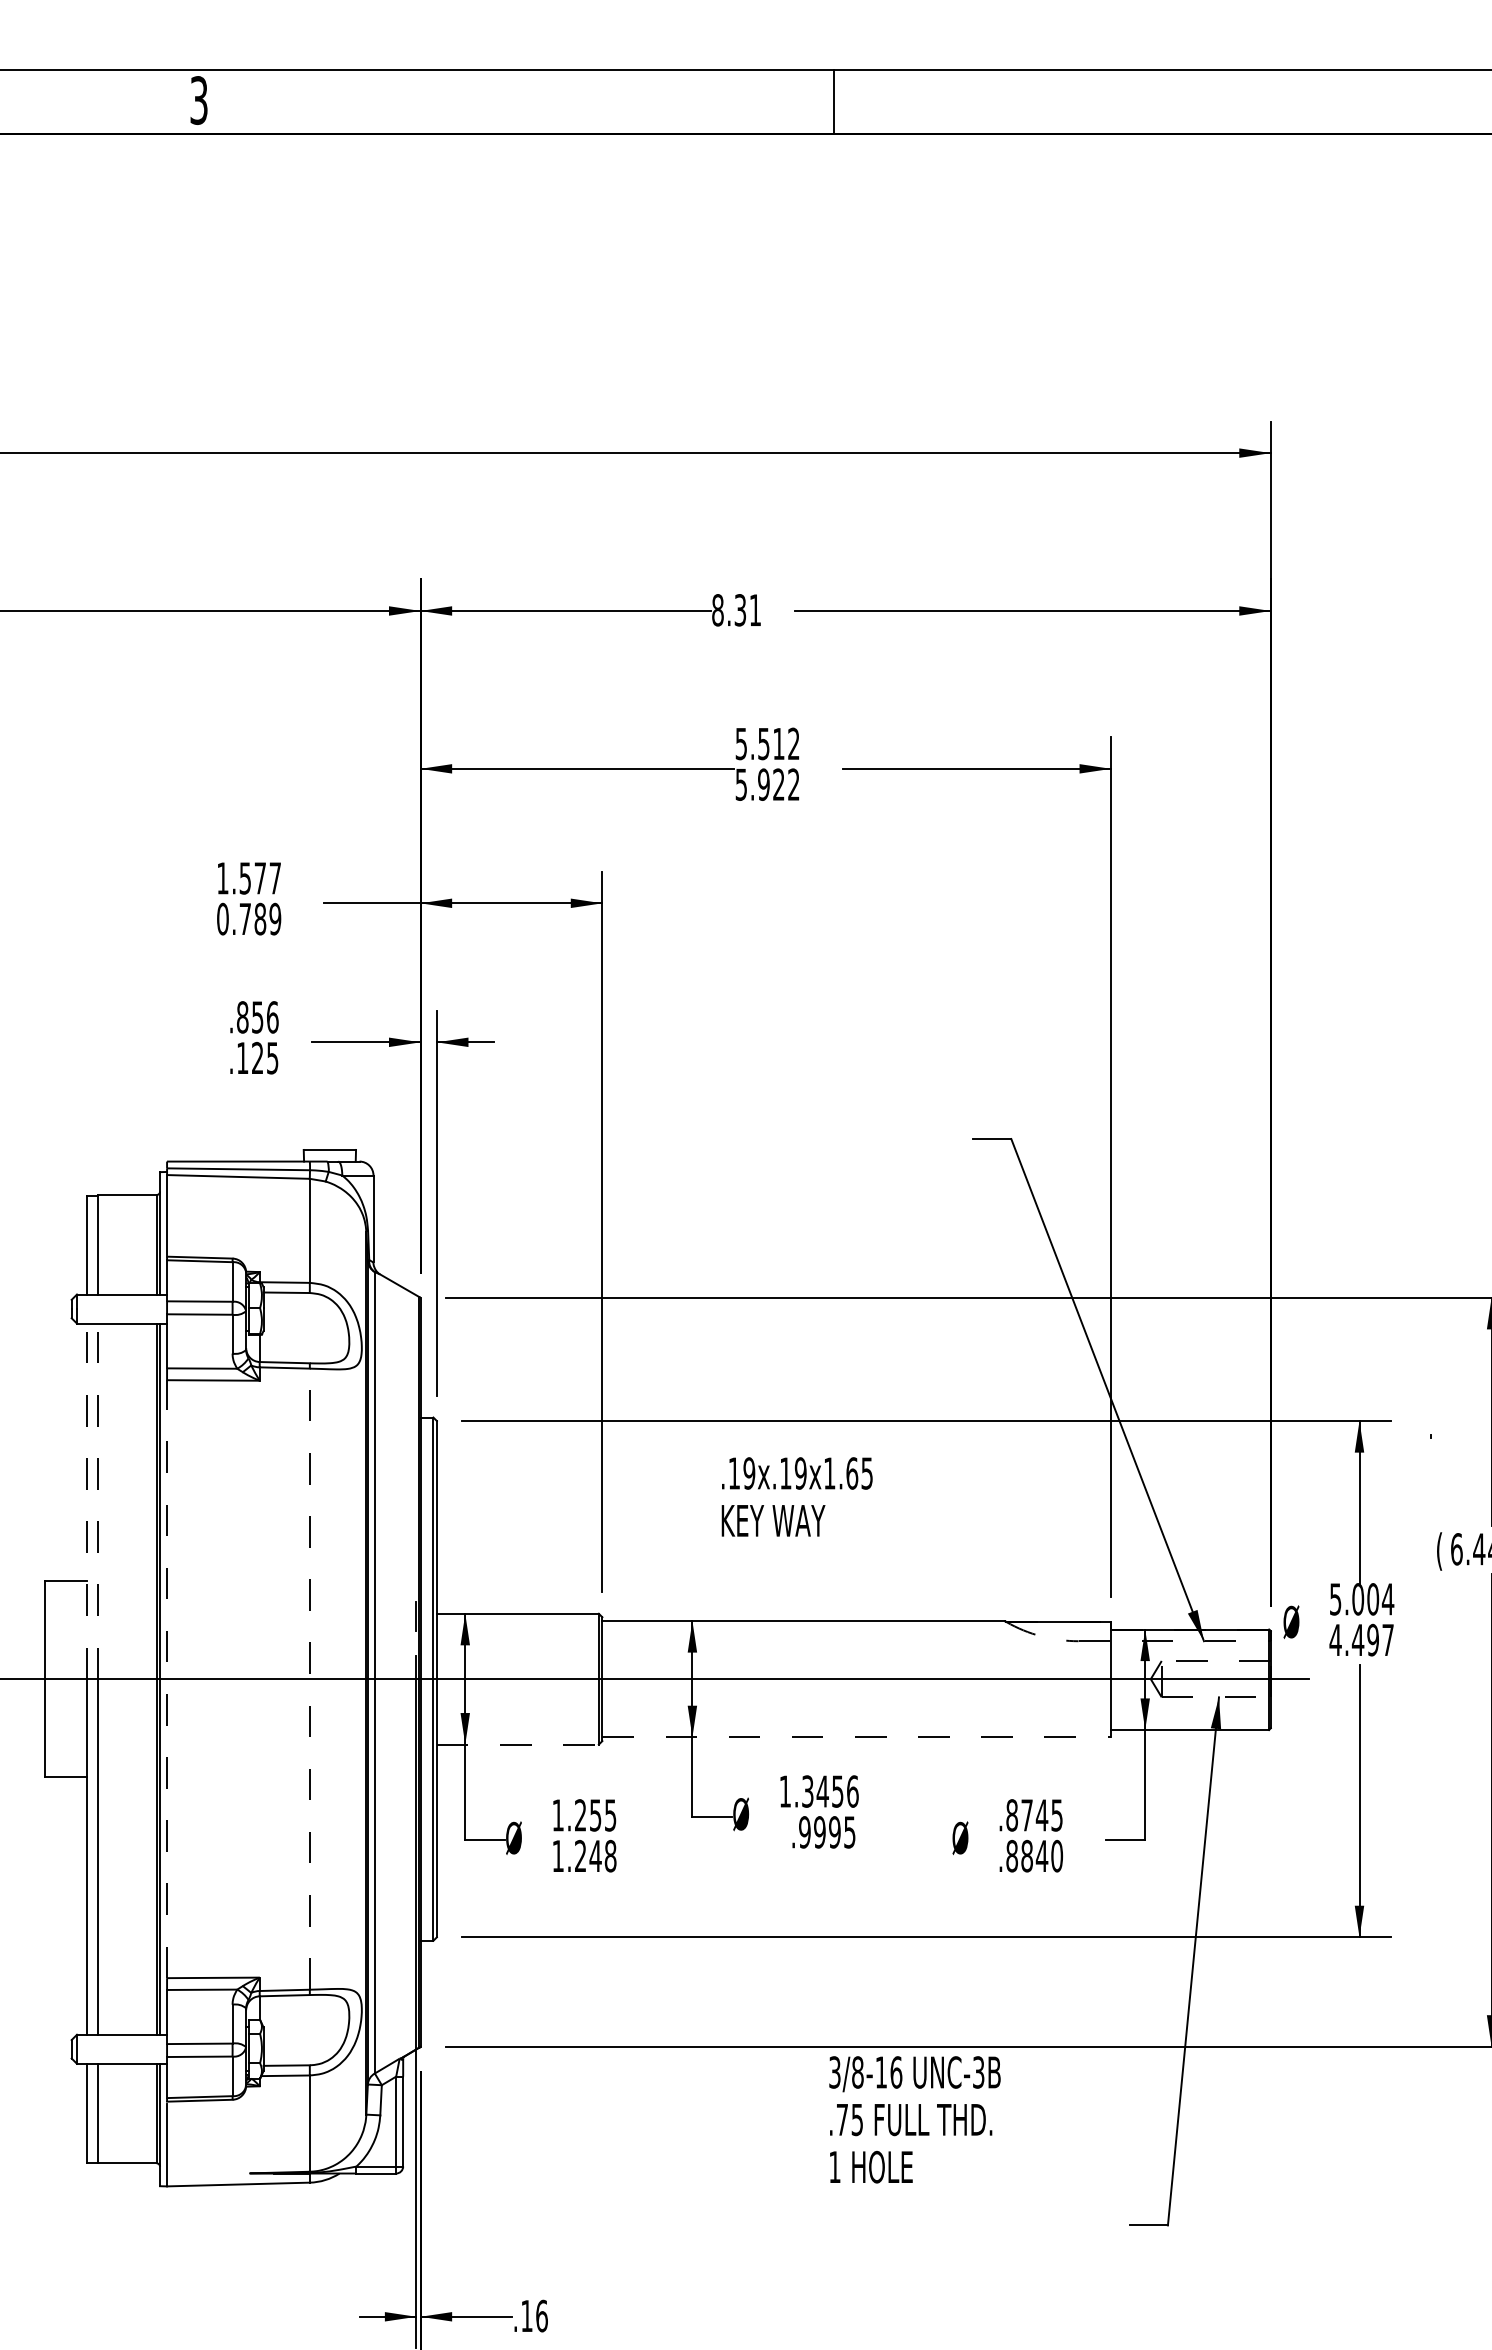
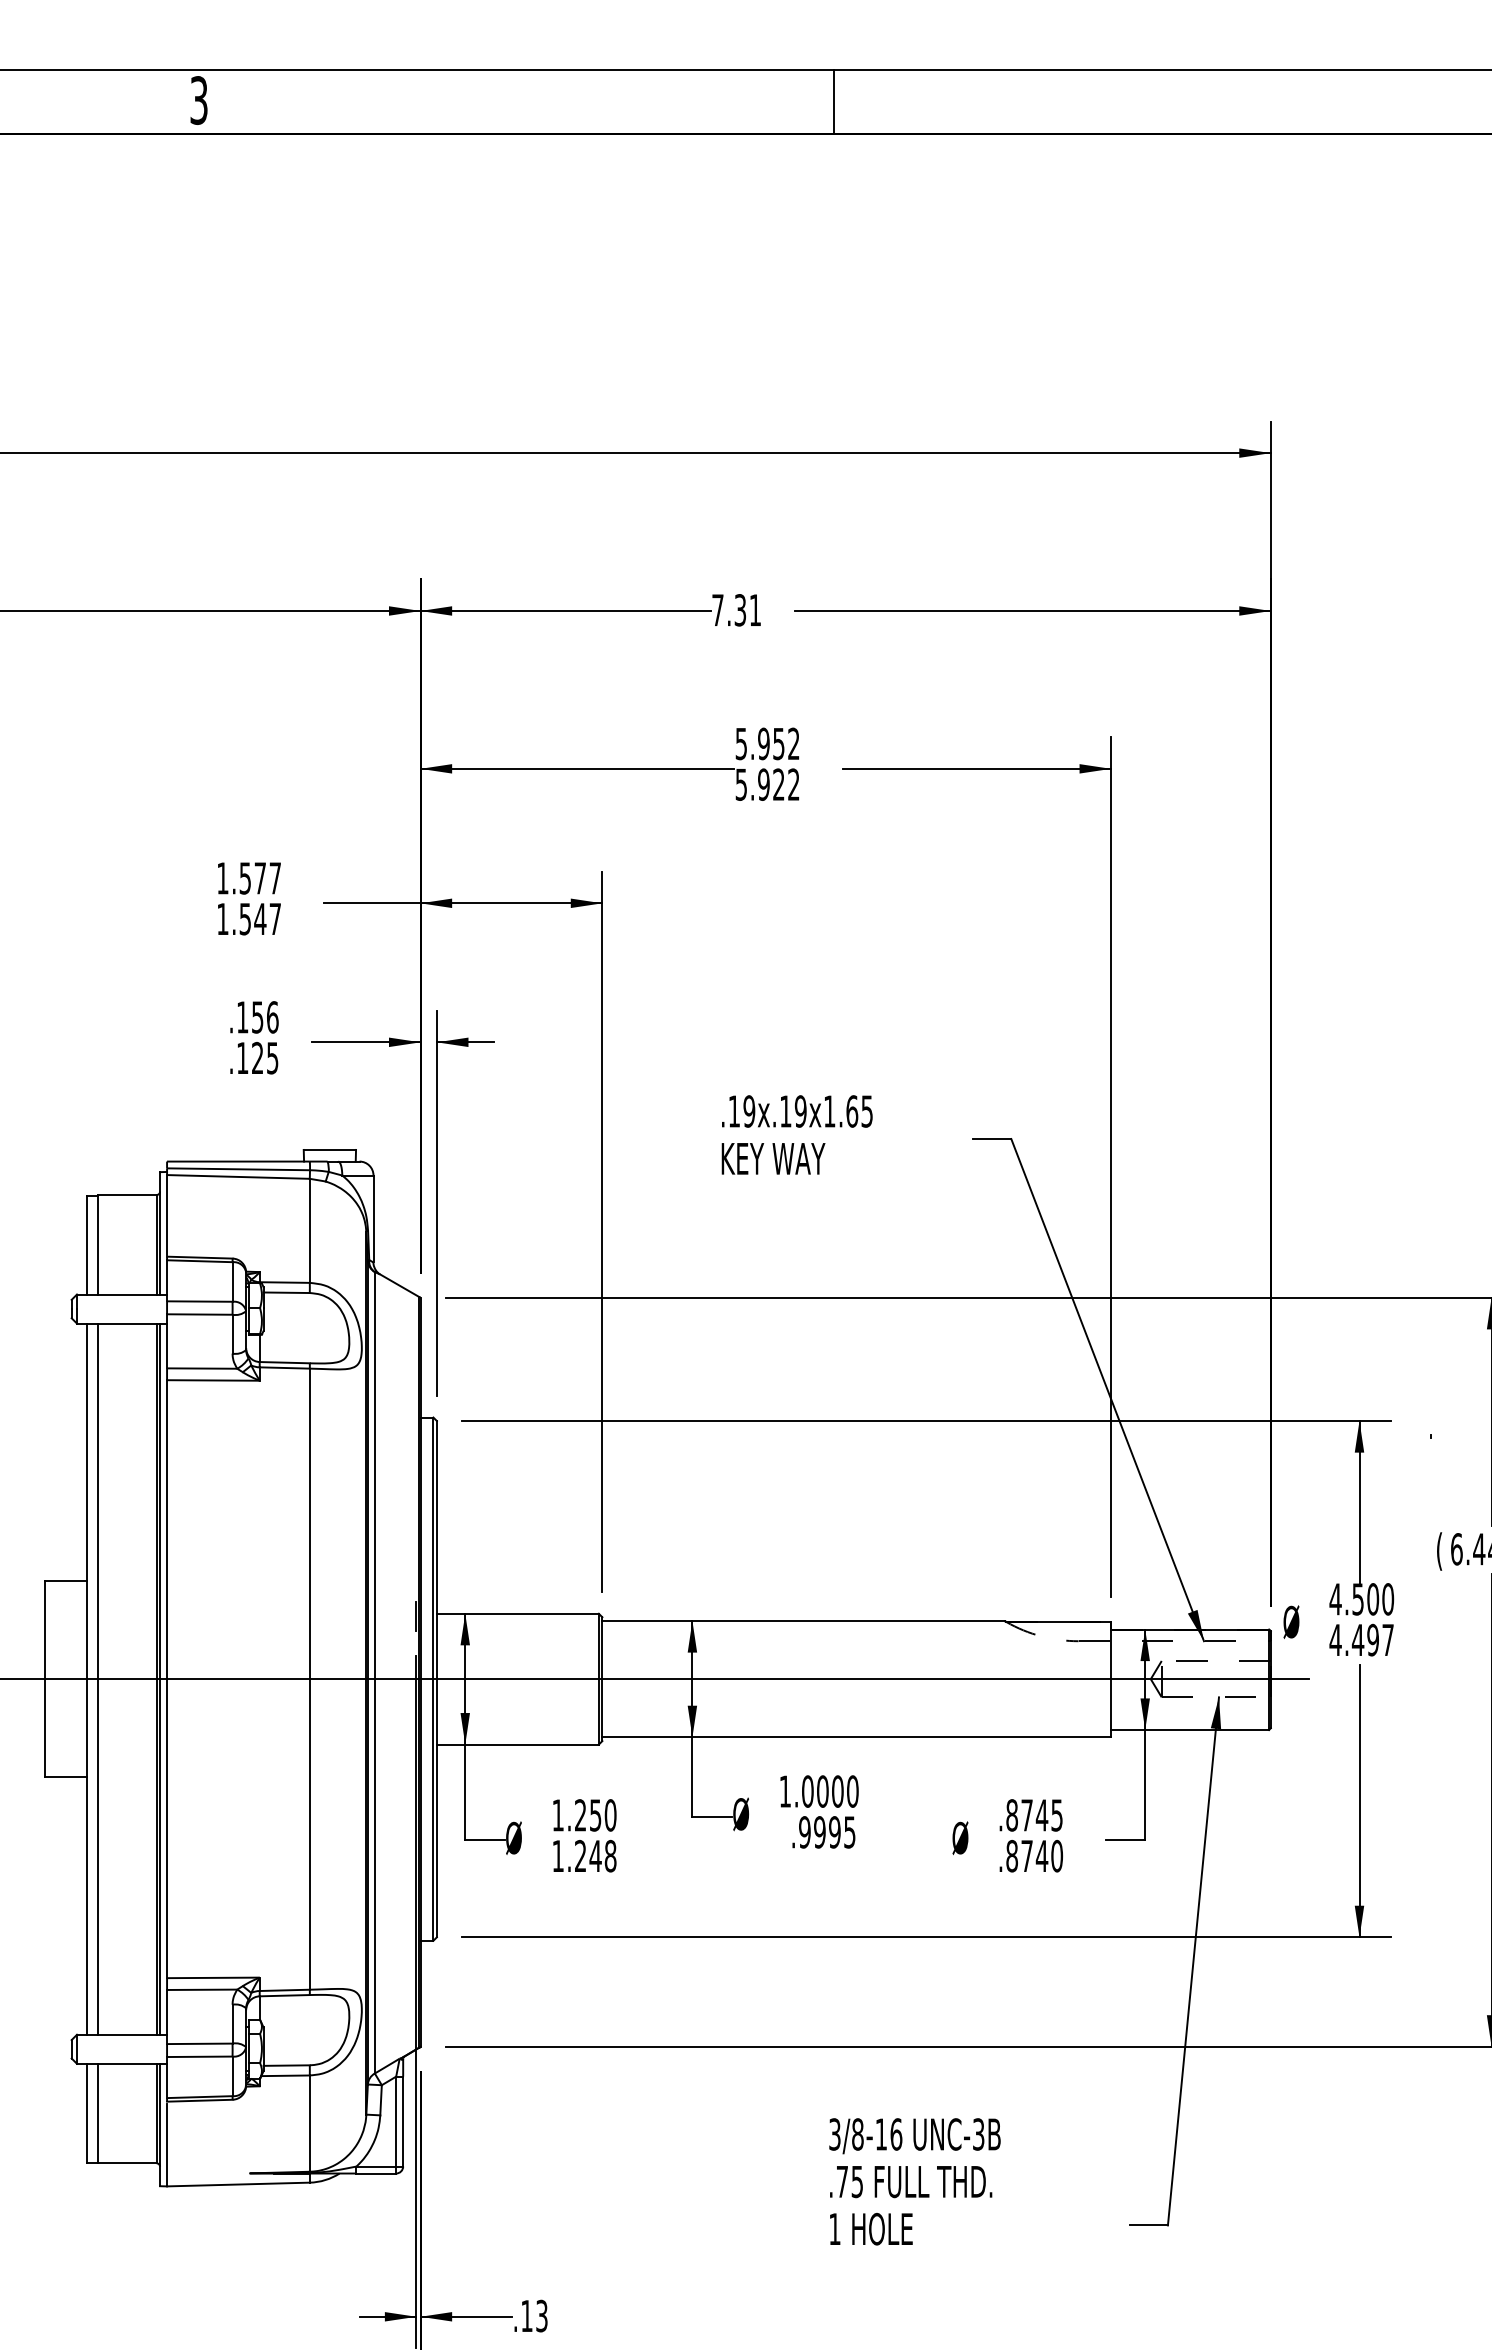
text: 8.31 -> 7.31 (717, 610)
text: 5.512 -> 5.952 (771, 743)
text: 0.789 -> 1.547 (249, 918)
text: .856 -> .156 (242, 1017)
text position: (796, 1496) -> (796, 1134) (796, 1134)
line: dashed -> solid (86, 1501)
line: dashed -> solid (98, 1501)
text: 5.004 -> 4.500 (1361, 1599)
line: dashed -> solid (167, 1679)
line: dashed -> solid (309, 1679)
line: dashed -> solid (857, 1737)
line: dashed -> solid (517, 1744)
text: 1.3456 -> 1.0000 (830, 1791)
text: 1.255 -> 1.250 (610, 1815)
text: .8840 -> .8740 (1026, 1855)
text position: (914, 2119) -> (914, 2181) (914, 2181)
text: .16 -> .13 (541, 2315)
